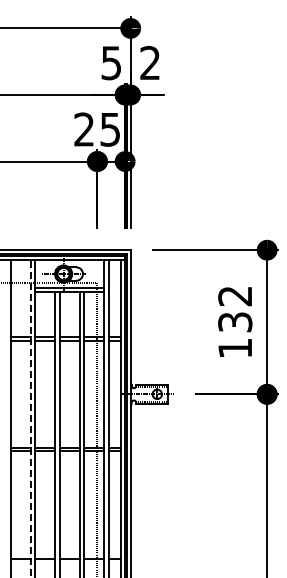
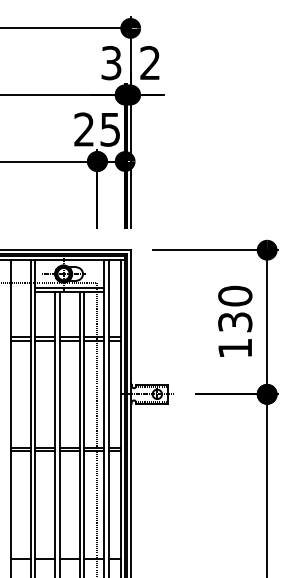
text: 5 -> 3 (111, 62)
text: 132 -> 130 (235, 295)
line: dashed -> solid (30, 418)
